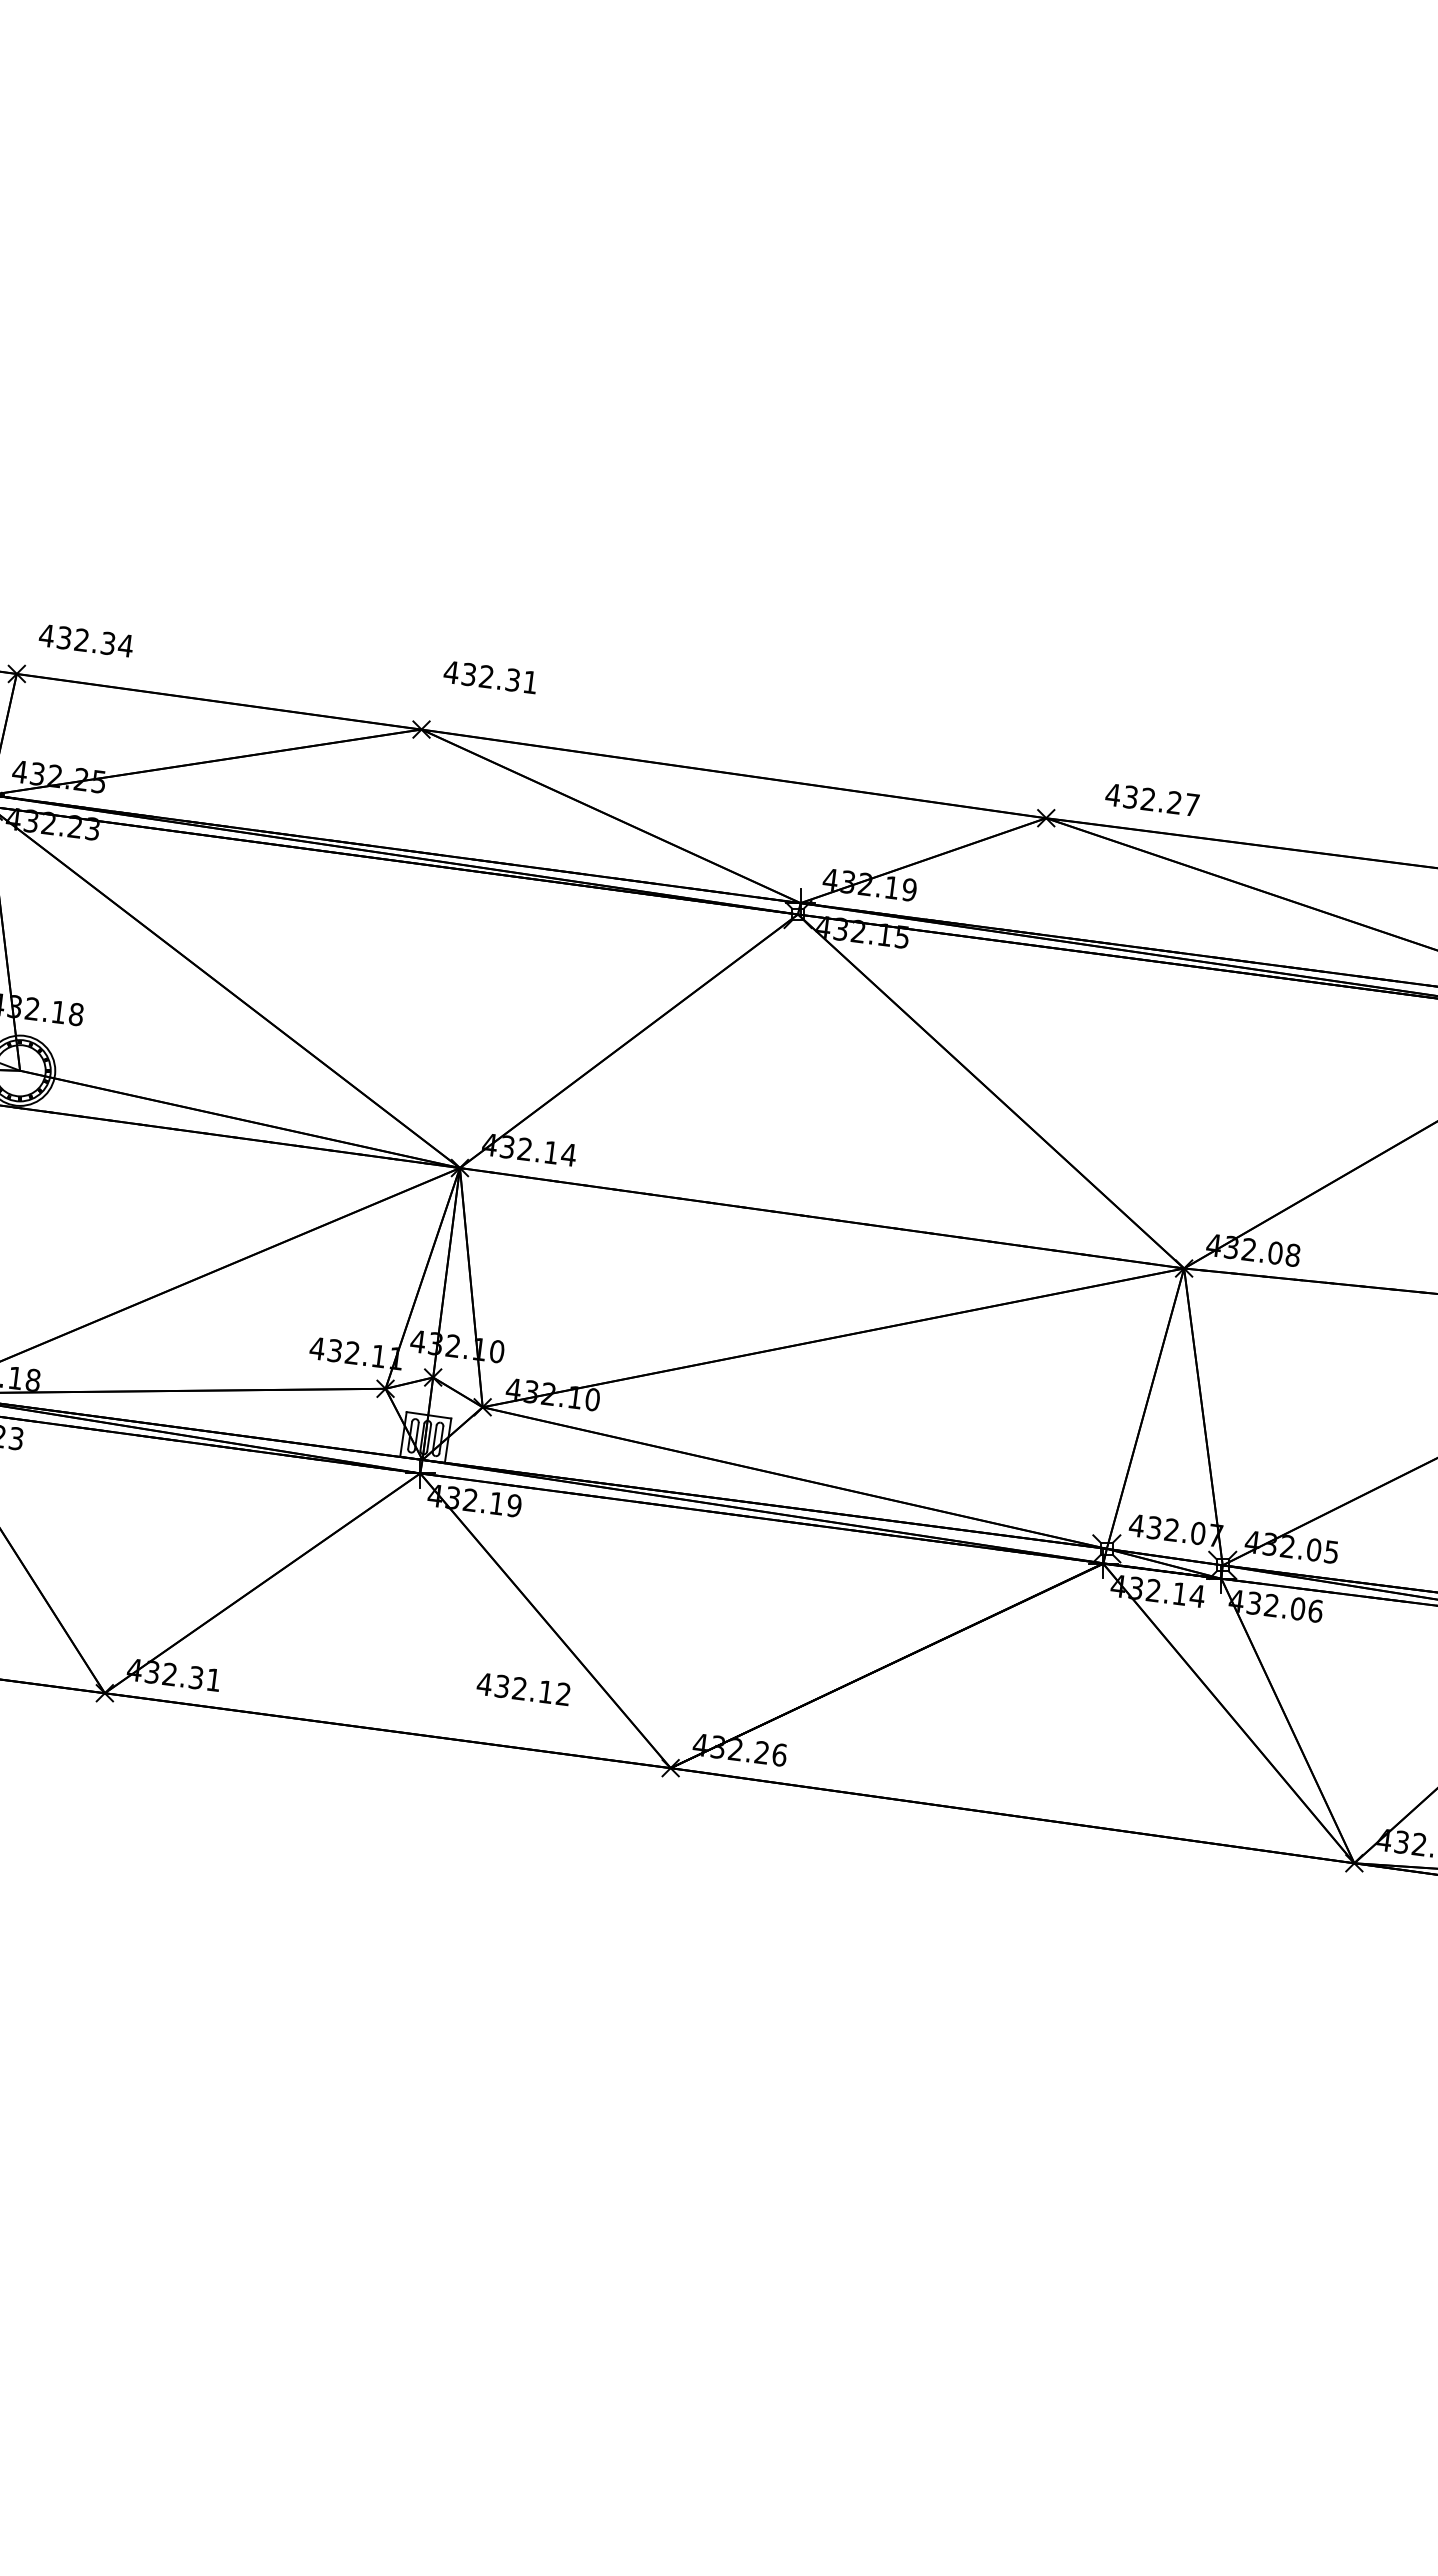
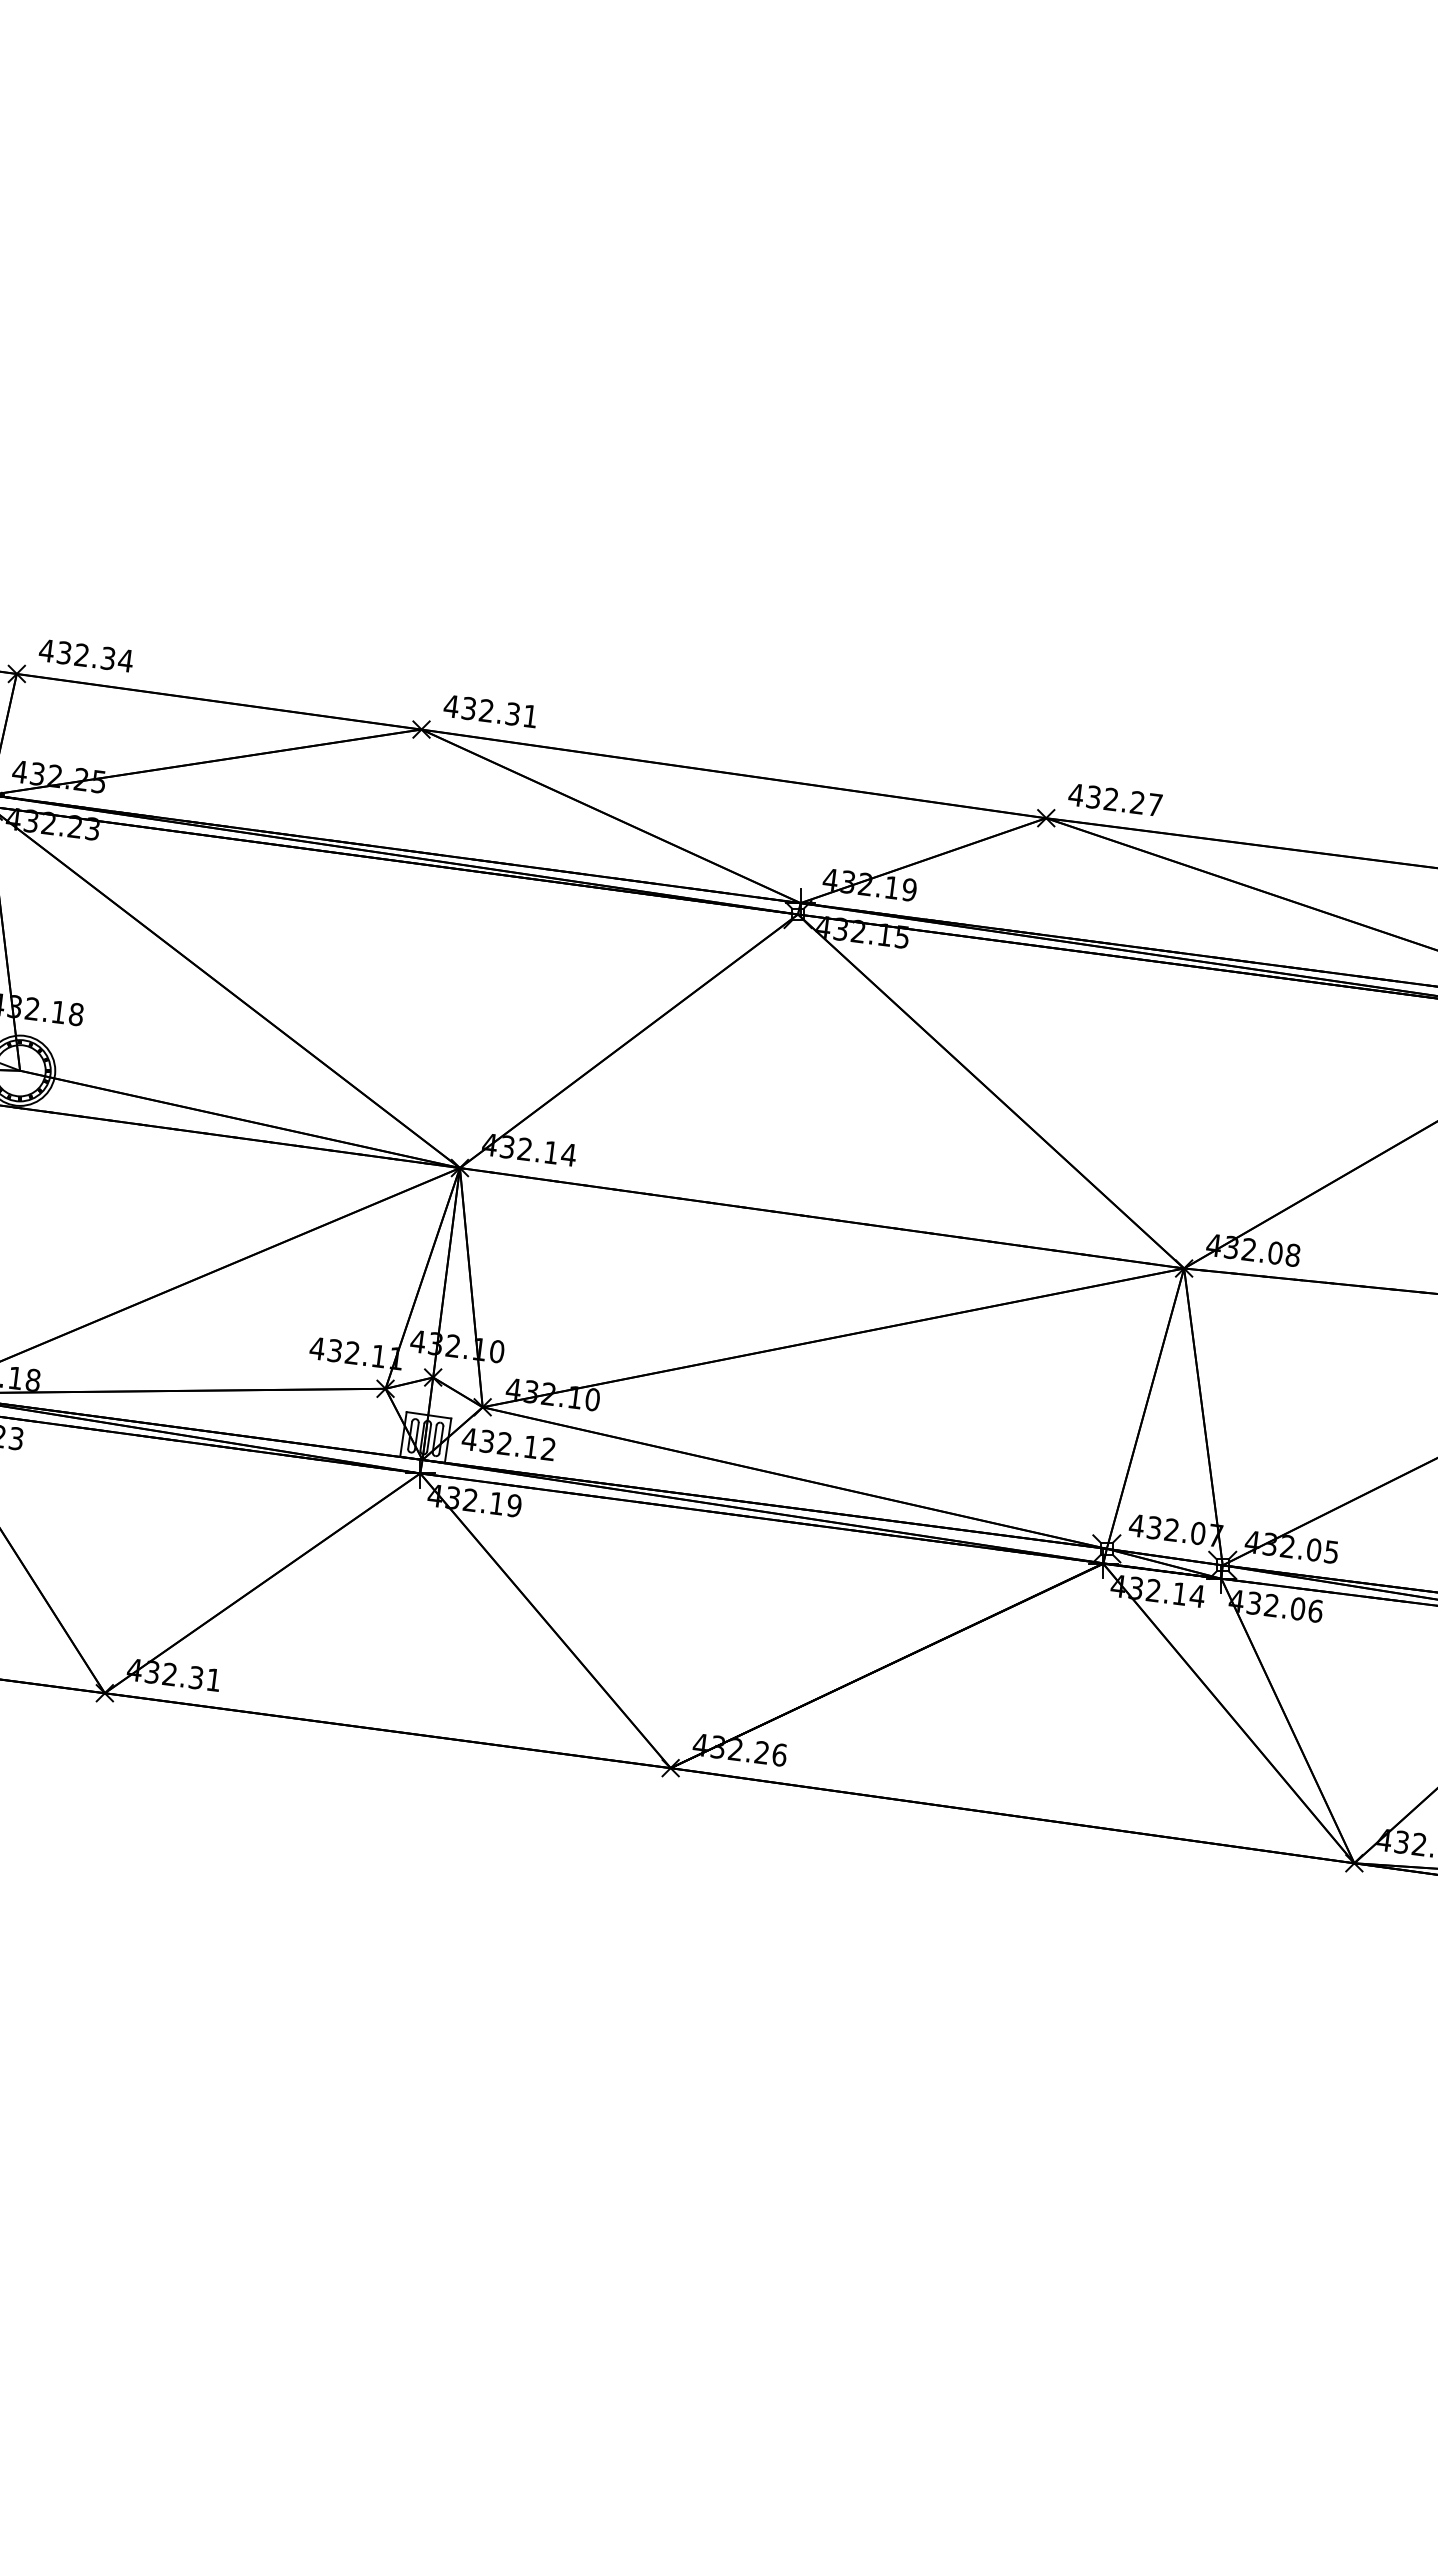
text position: (85, 640) -> (85, 655) (85, 655)
text position: (489, 677) -> (489, 711) (489, 711)
text position: (1152, 799) -> (1115, 799) (1115, 799)
text position: (523, 1689) -> (508, 1444) (508, 1444)
